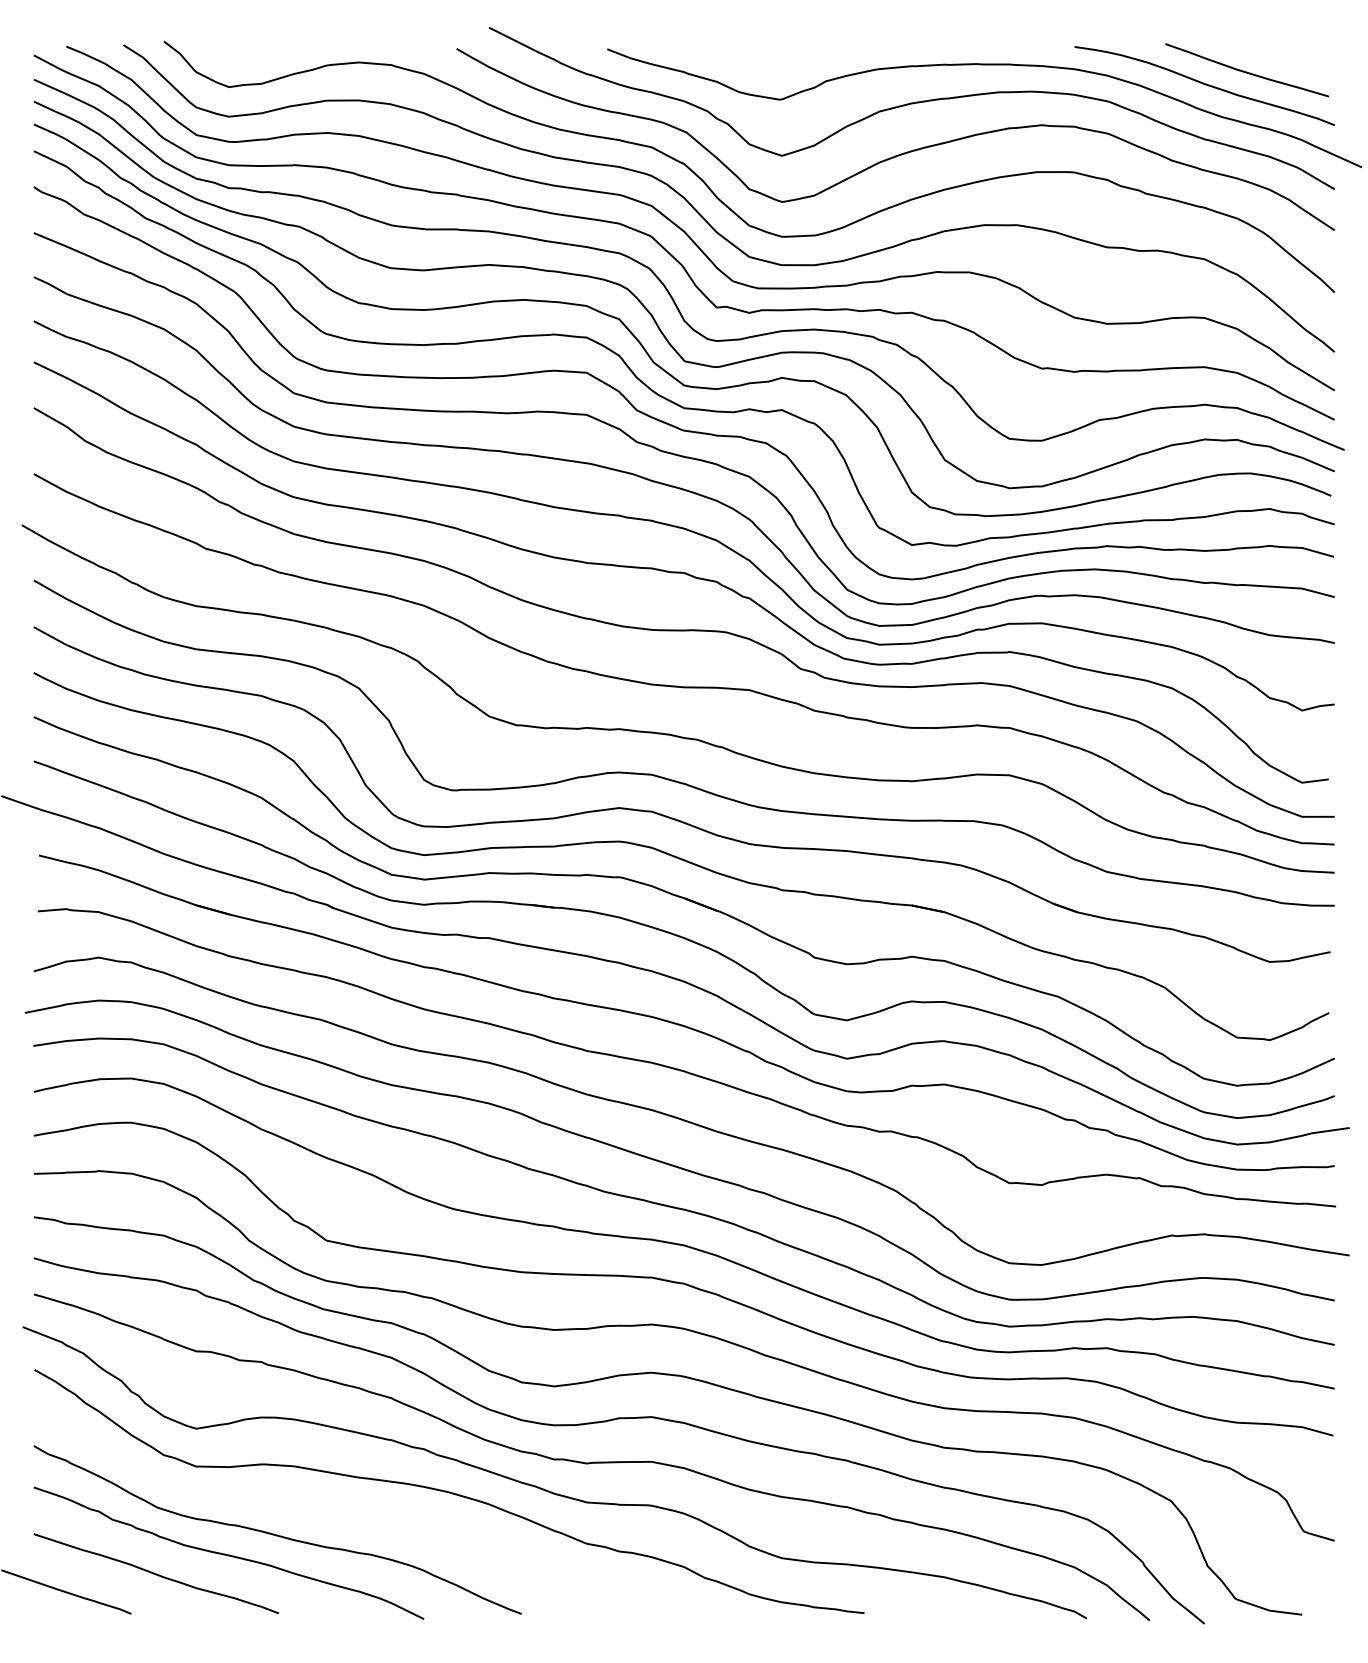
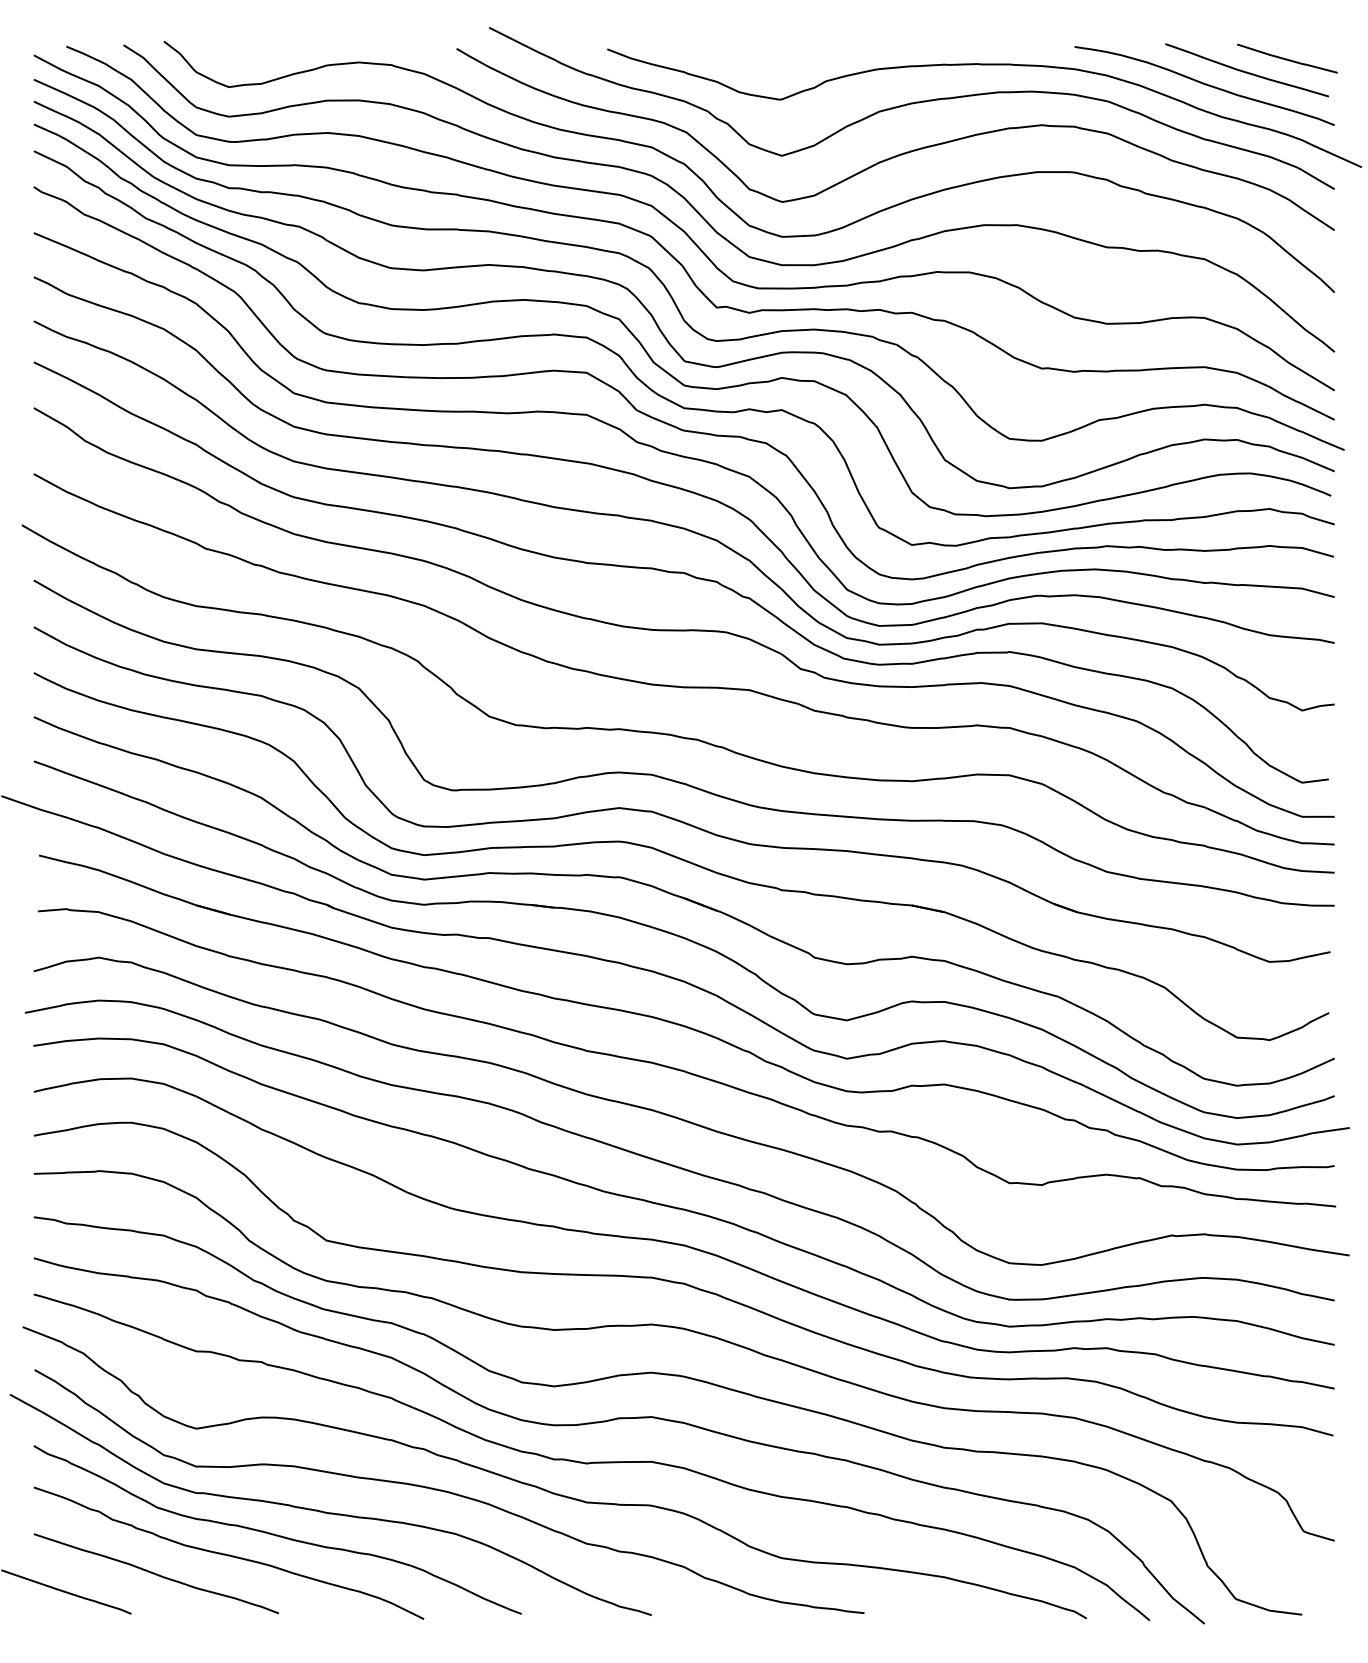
line: none -> present (1287, 58)
curve: none -> present (330, 1512)
